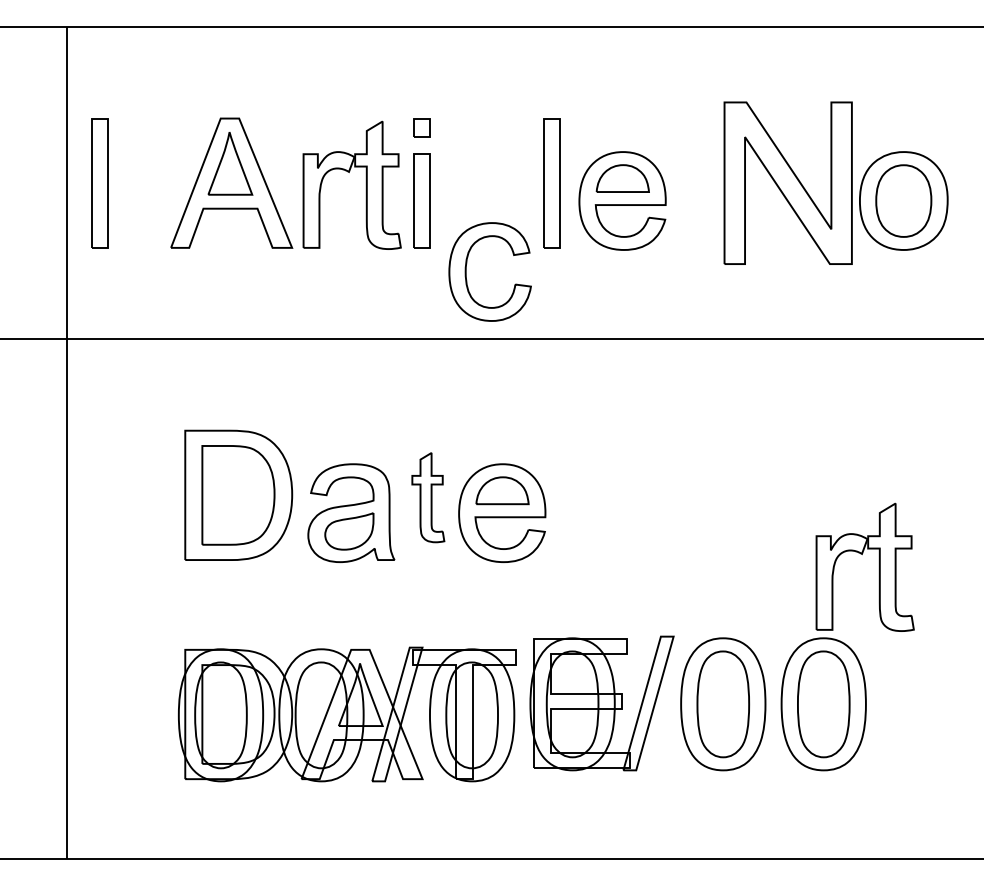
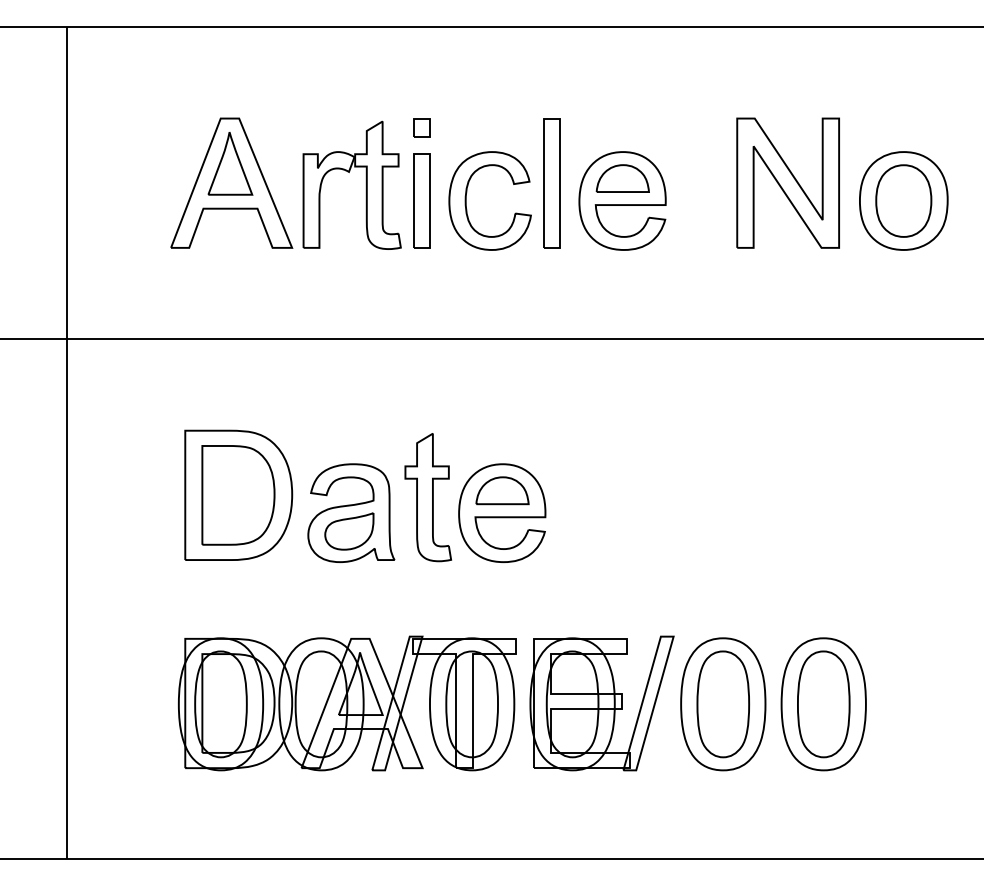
part size: 130x164 px -> 104x132 px (787, 182)
part: present -> none (99, 183)
part position: (466, 271) -> (466, 200) (466, 200)
part size: 35x92 px -> 49x130 px (428, 497)
part: present -> none (862, 554)
part position: (347, 714) -> (347, 703) (347, 703)
